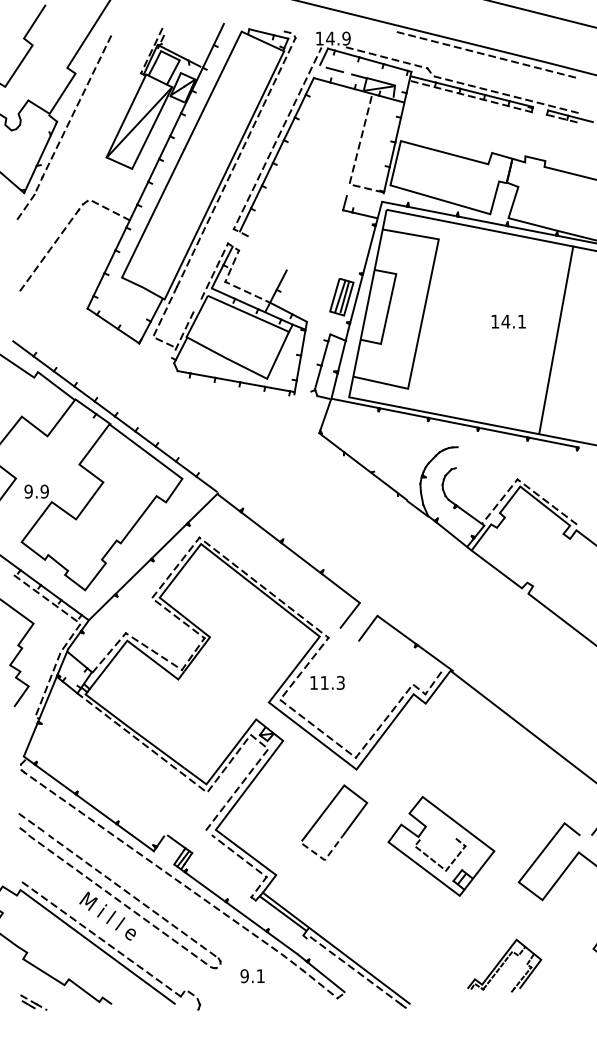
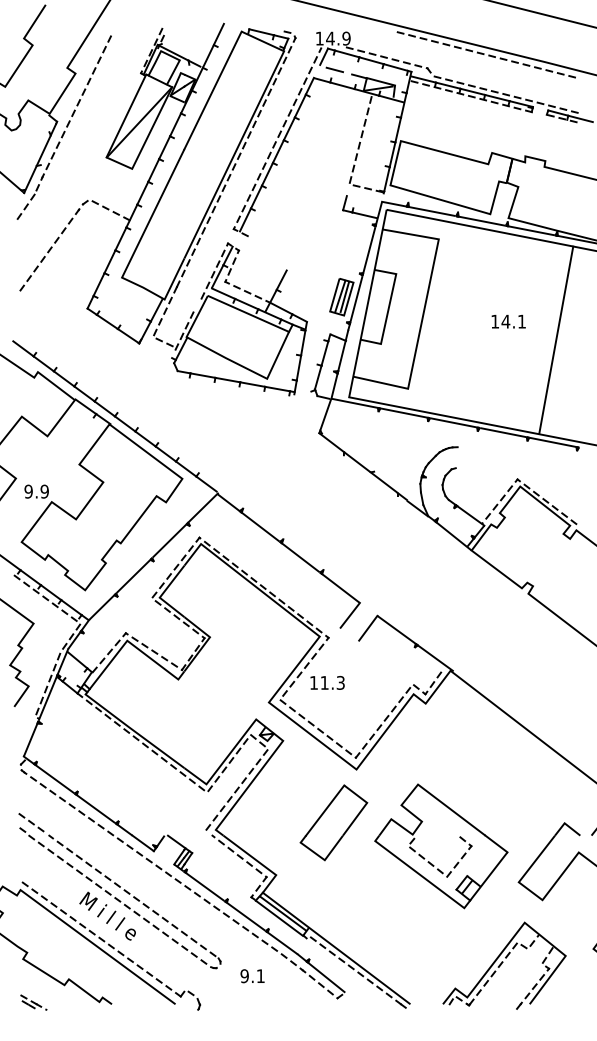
part size: 109x102 px -> 135x127 px (441, 846)
line: dashed -> solid (321, 857)
line: none -> present (279, 917)
part size: 76x55 px -> 125x89 px (504, 965)
